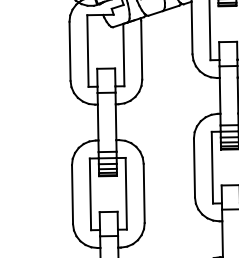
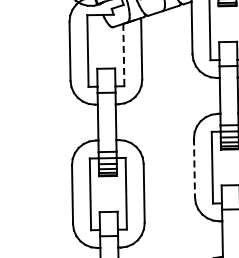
line: solid -> dashed (123, 55)
line: solid -> dashed (194, 168)
